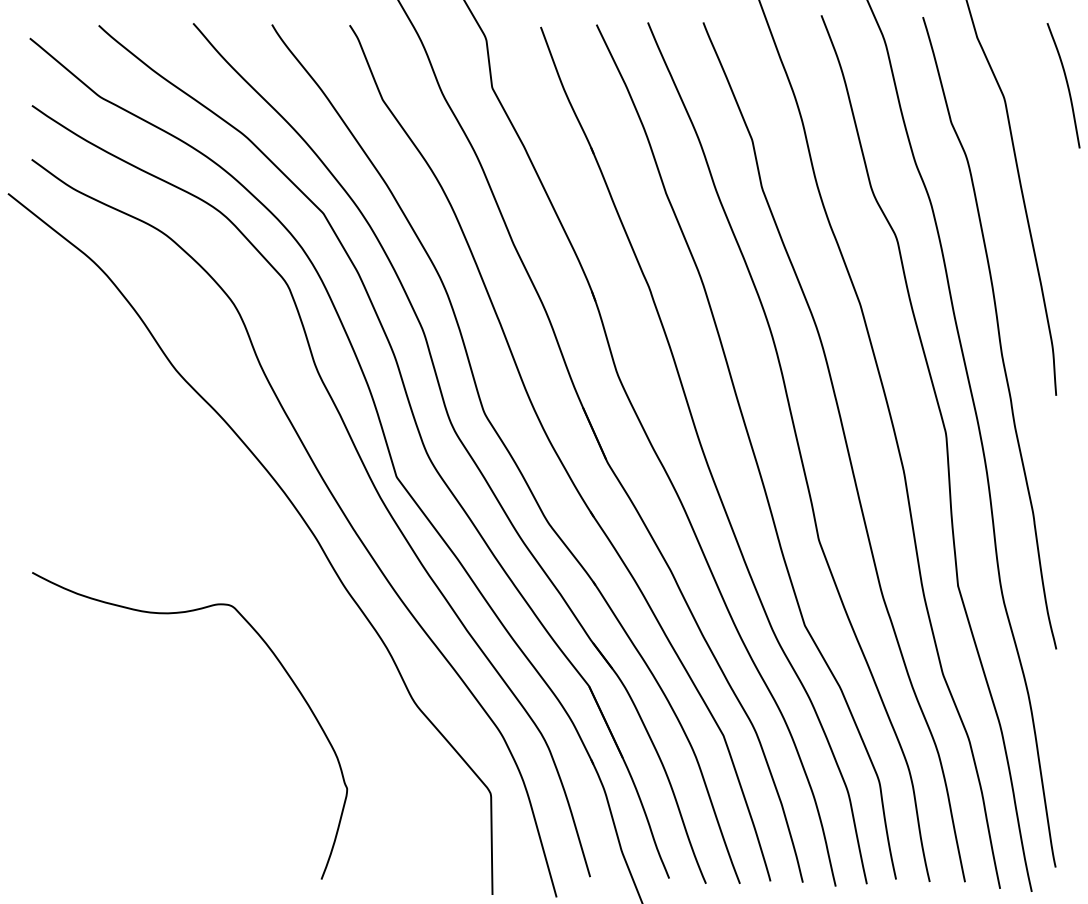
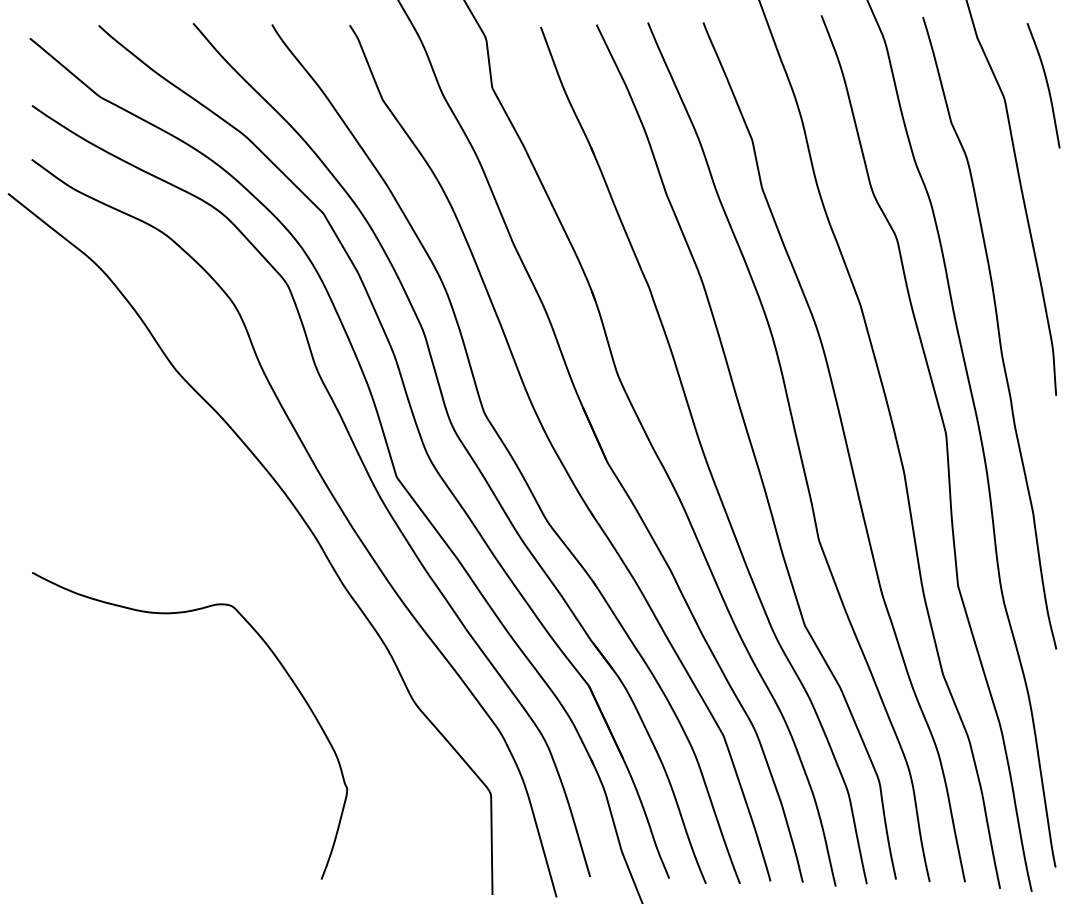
curve position: (1066, 84) -> (1046, 84) (1046, 84)
